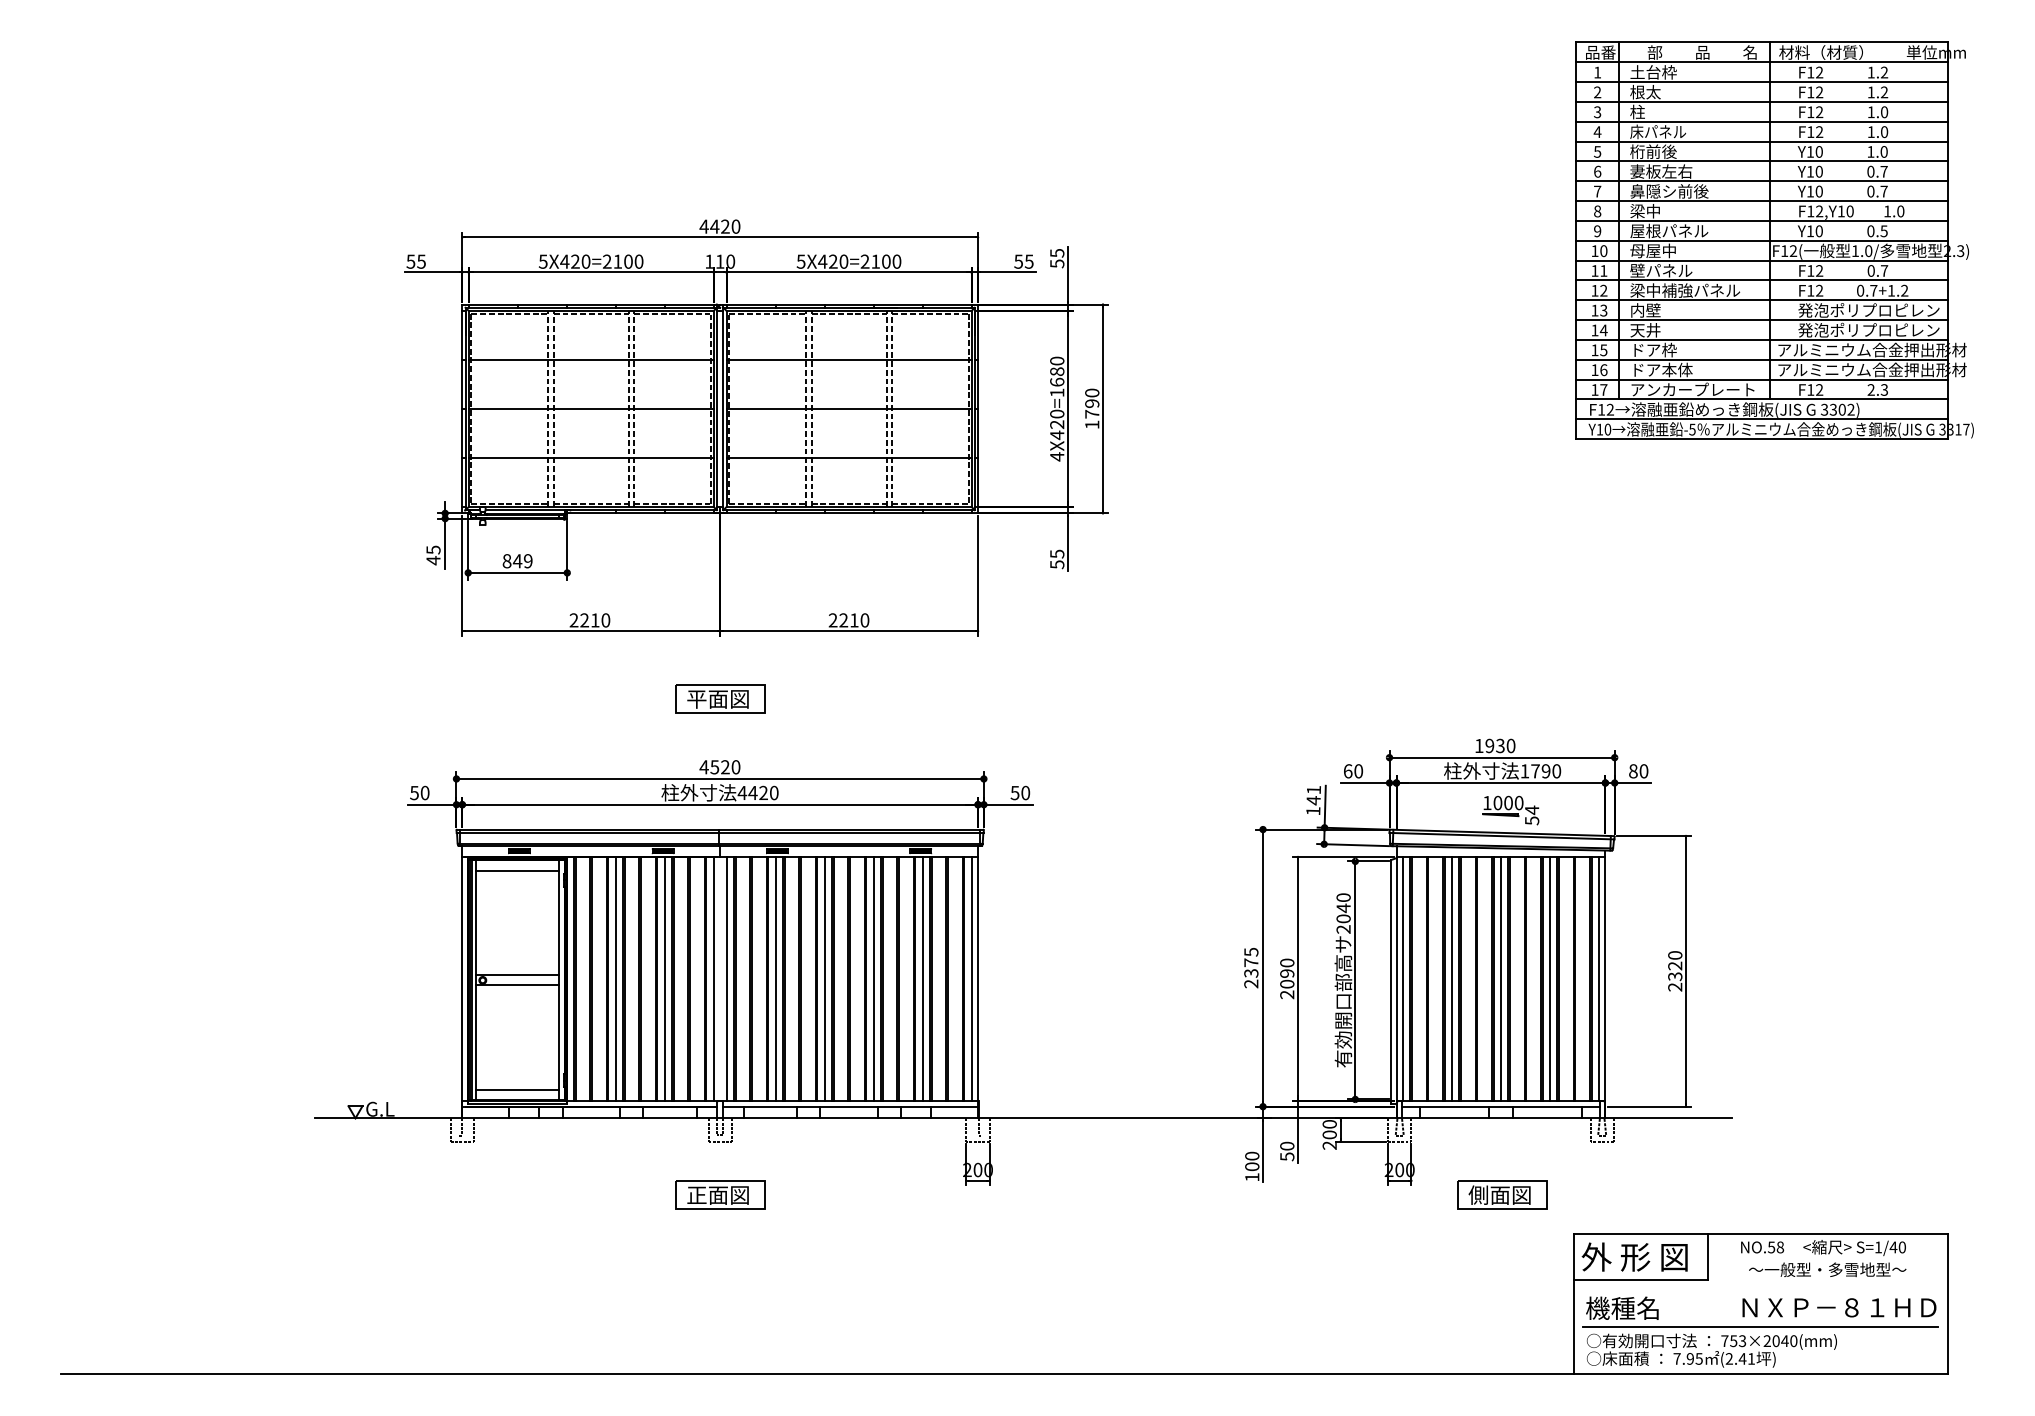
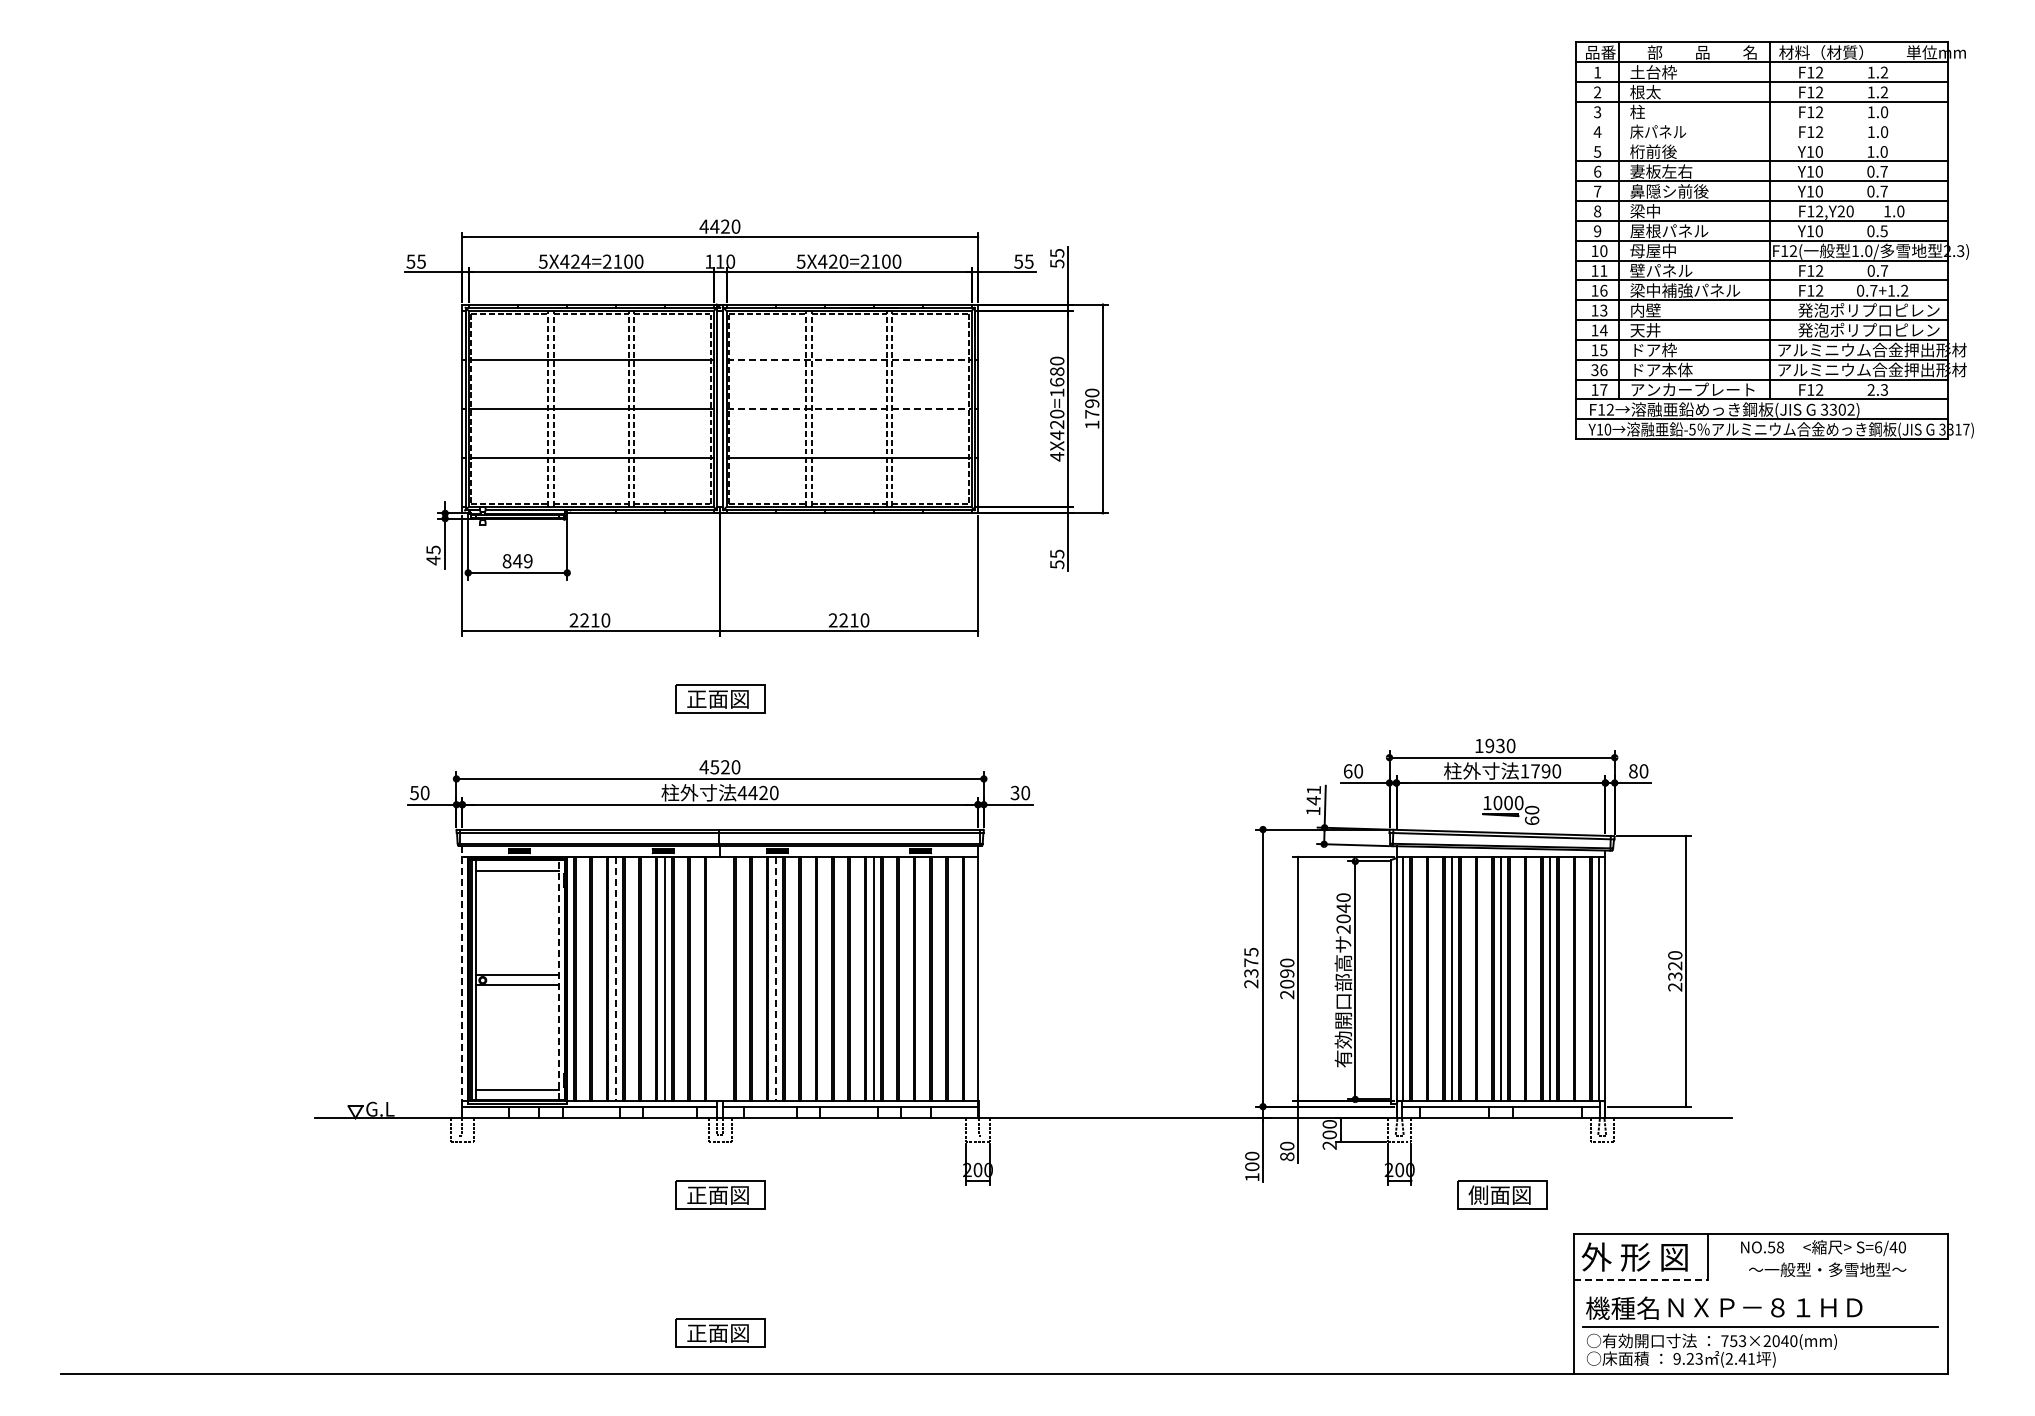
line: present -> none (1761, 121)
line: present -> none (1761, 141)
text: F12,Y10 -> F12,Y20 (1840, 211)
text: 5X420=2100 -> 5X424=2100 (585, 261)
text: 12 -> 16 (1603, 290)
line: solid -> dashed (849, 359)
text: 16 -> 36 (1594, 370)
line: solid -> dashed (849, 408)
text: 平面図 -> 正面図 (696, 699)
text: 50 -> 30 (1015, 792)
text: 54 -> 60 (1532, 815)
line: solid -> dashed (615, 978)
line: present -> none (713, 978)
line: present -> none (726, 978)
line: solid -> dashed (775, 978)
line: present -> none (824, 978)
line: present -> none (922, 978)
line: present -> none (971, 978)
line: solid -> dashed (559, 980)
line: solid -> dashed (462, 982)
text: 50 -> 80 (1287, 1156)
text: S=1/40 -> S=6/40 (1878, 1247)
line: solid -> dashed (1640, 1280)
text position: (1839, 1307) -> (1765, 1307) (1765, 1307)
part: none -> present (720, 1332)
text: 7.95 -> 9.23 (1687, 1358)
